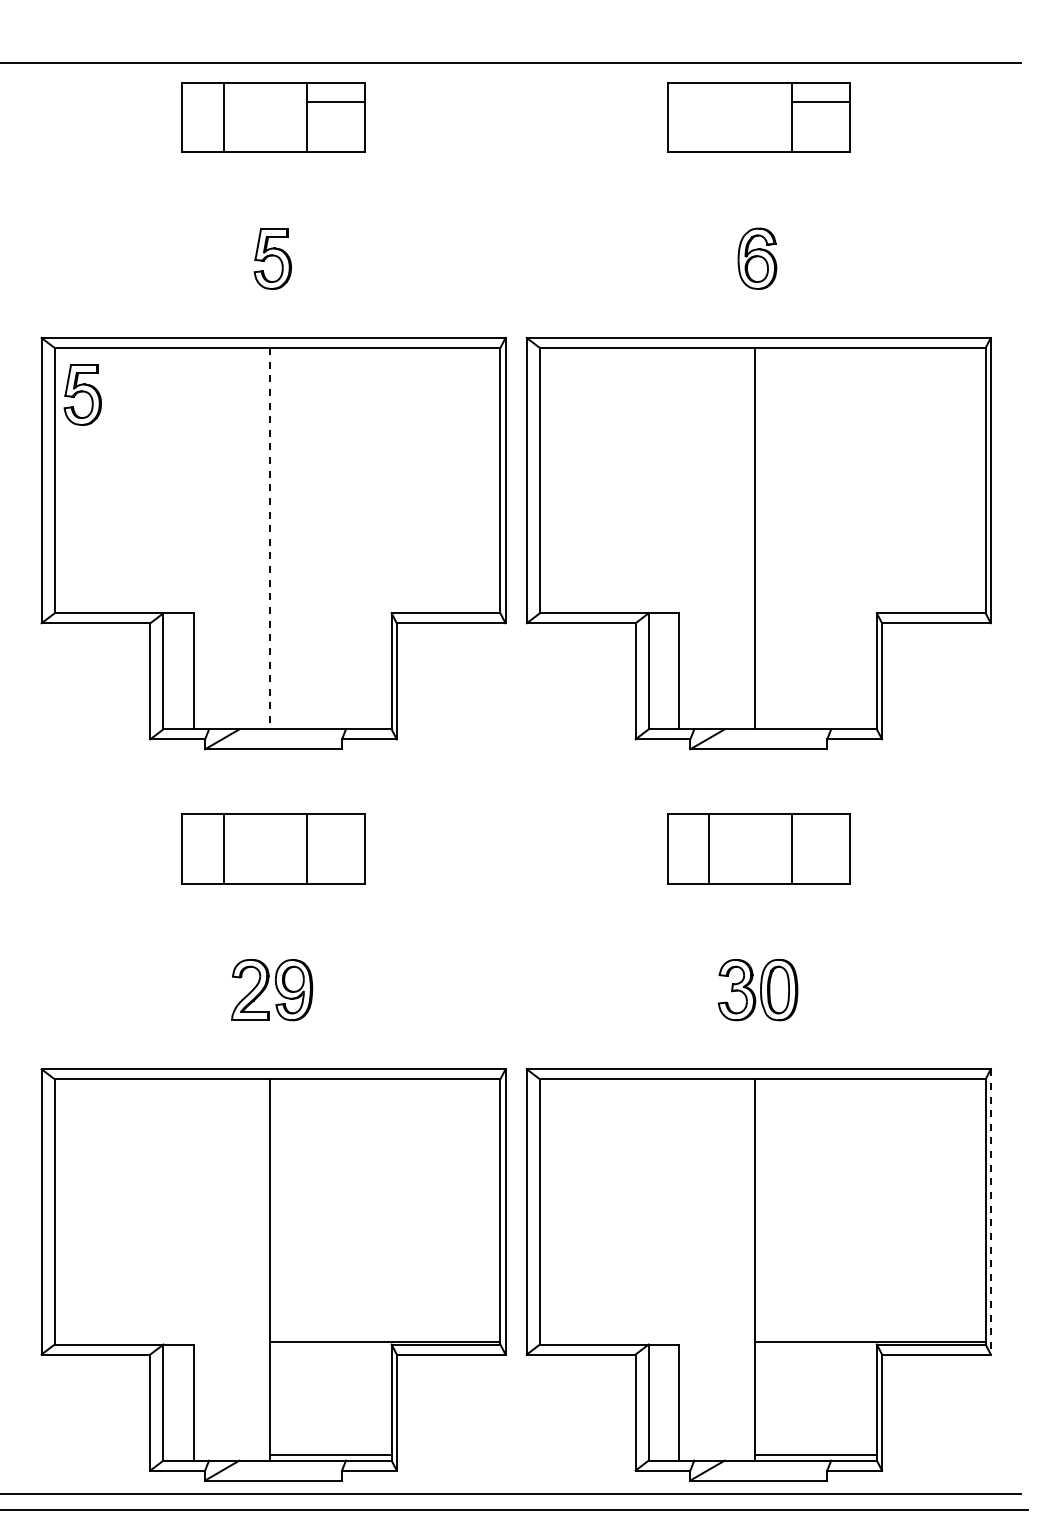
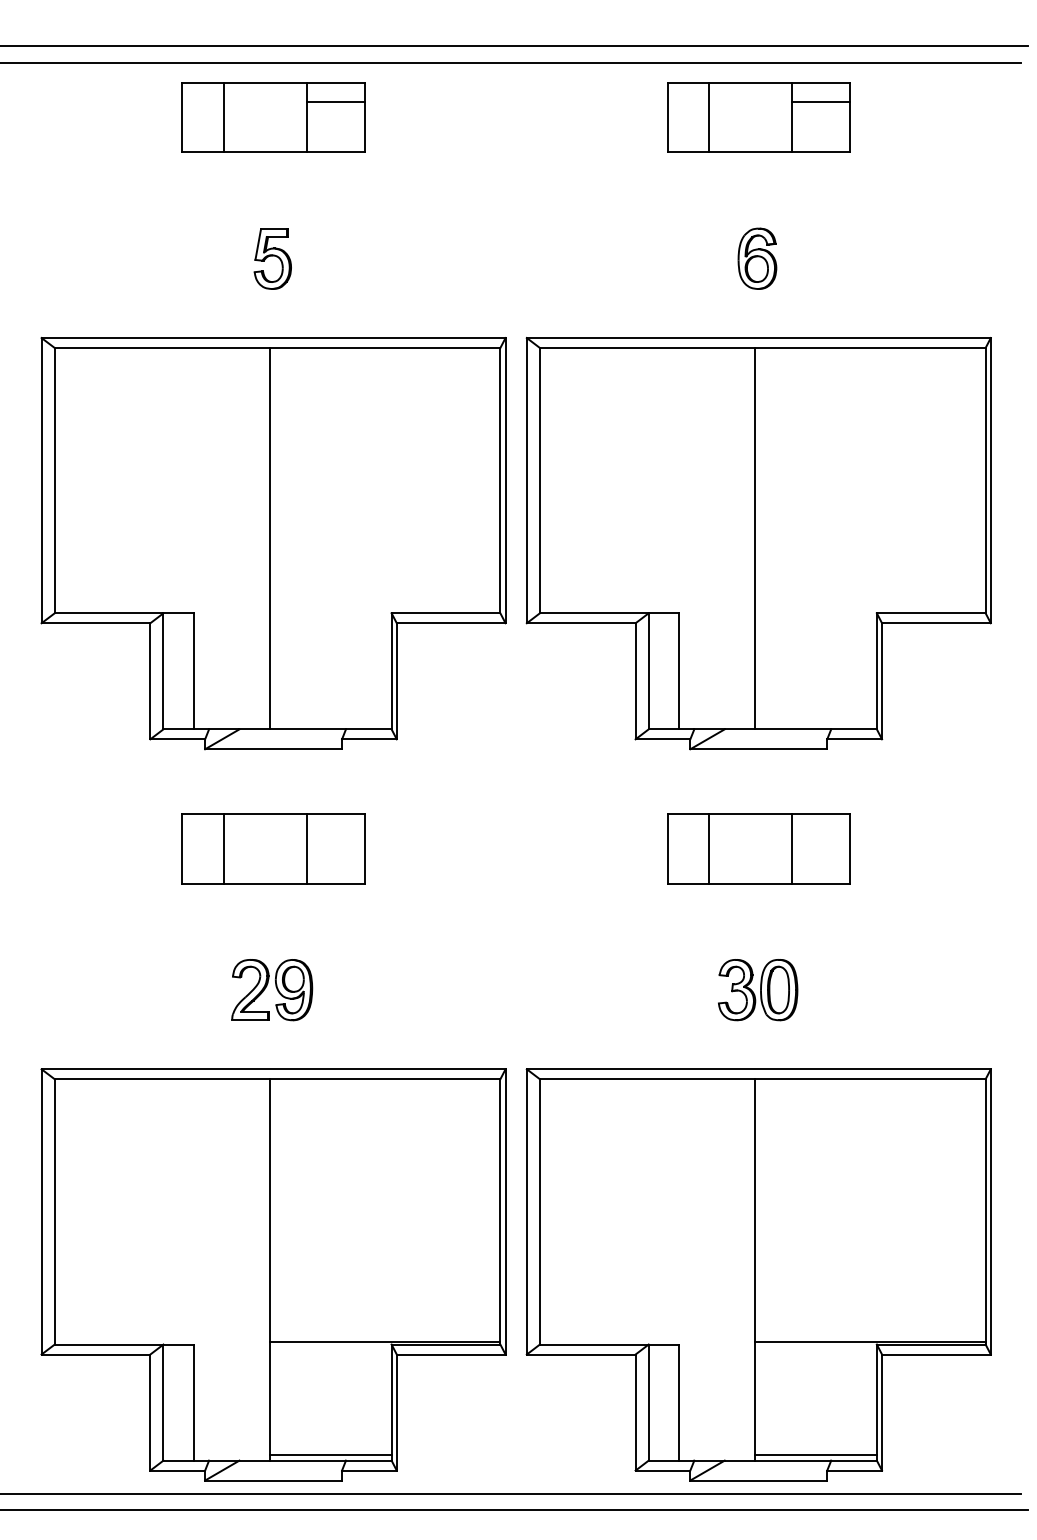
line: none -> present (514, 46)
line: none -> present (709, 117)
part: present -> none (82, 394)
line: dashed -> solid (269, 538)
line: dashed -> solid (990, 1211)
